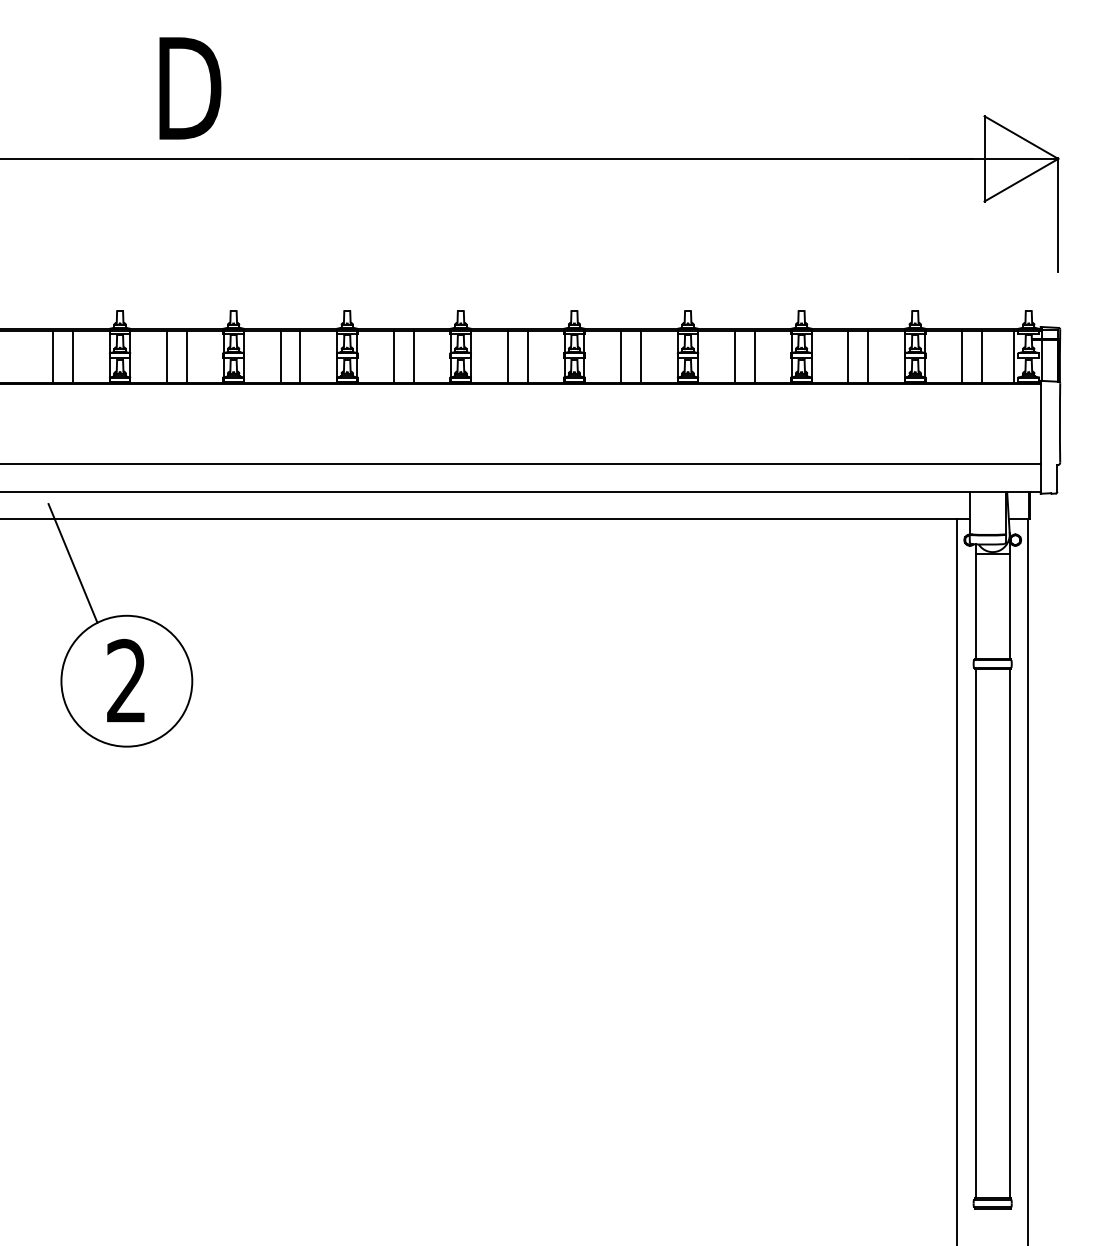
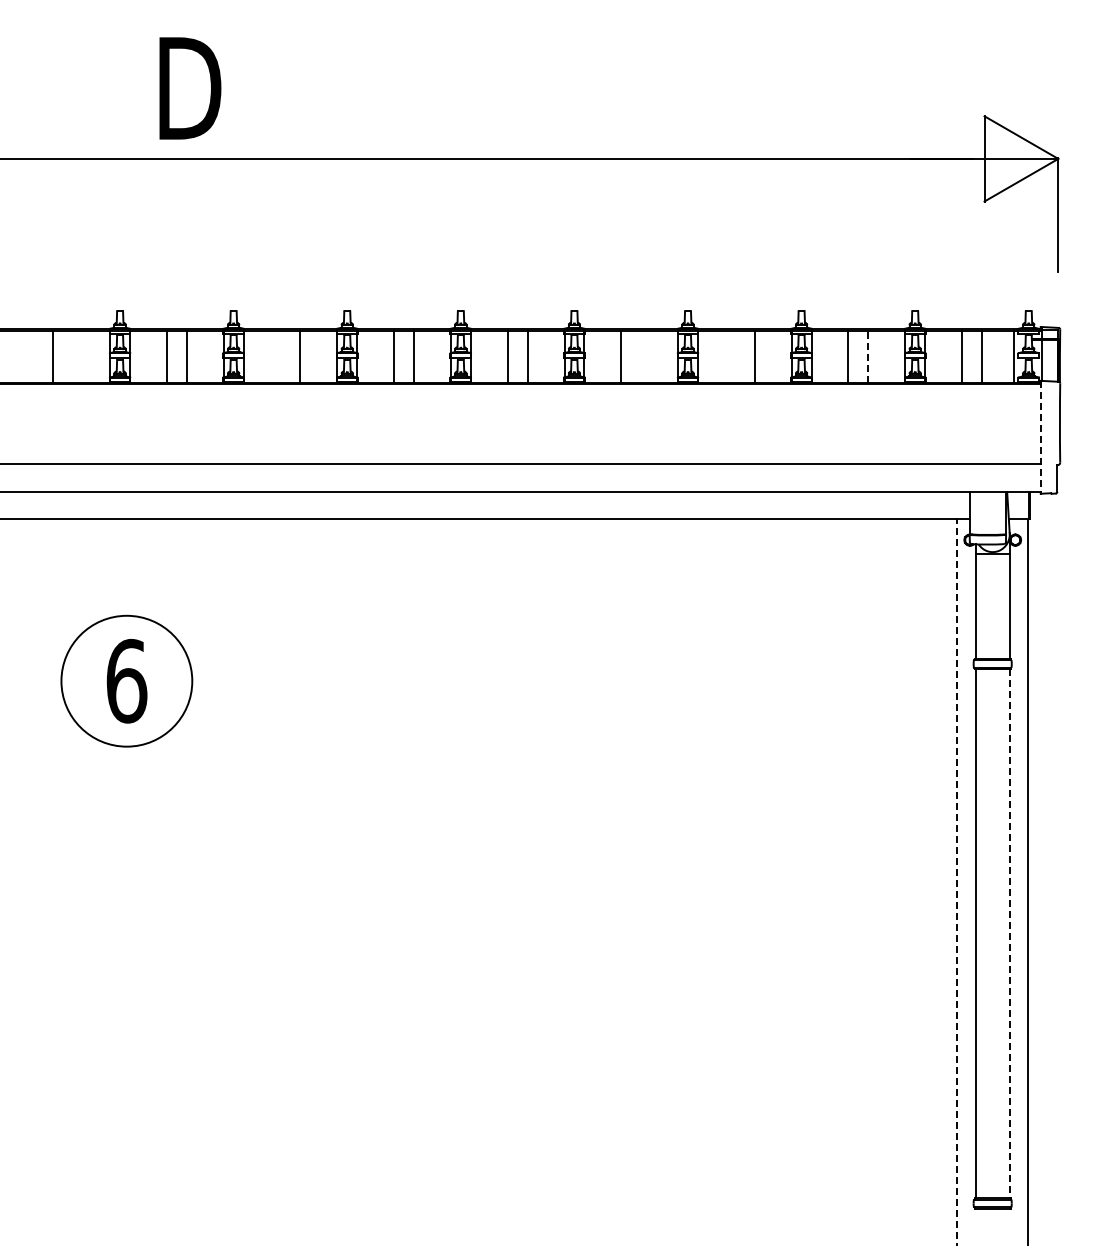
line: present -> none (73, 357)
line: present -> none (280, 357)
line: present -> none (641, 357)
line: present -> none (734, 357)
line: solid -> dashed (868, 357)
line: solid -> dashed (1040, 437)
line: present -> none (72, 563)
text: 2 -> 6 (126, 680)
line: solid -> dashed (957, 882)
line: solid -> dashed (1009, 933)
